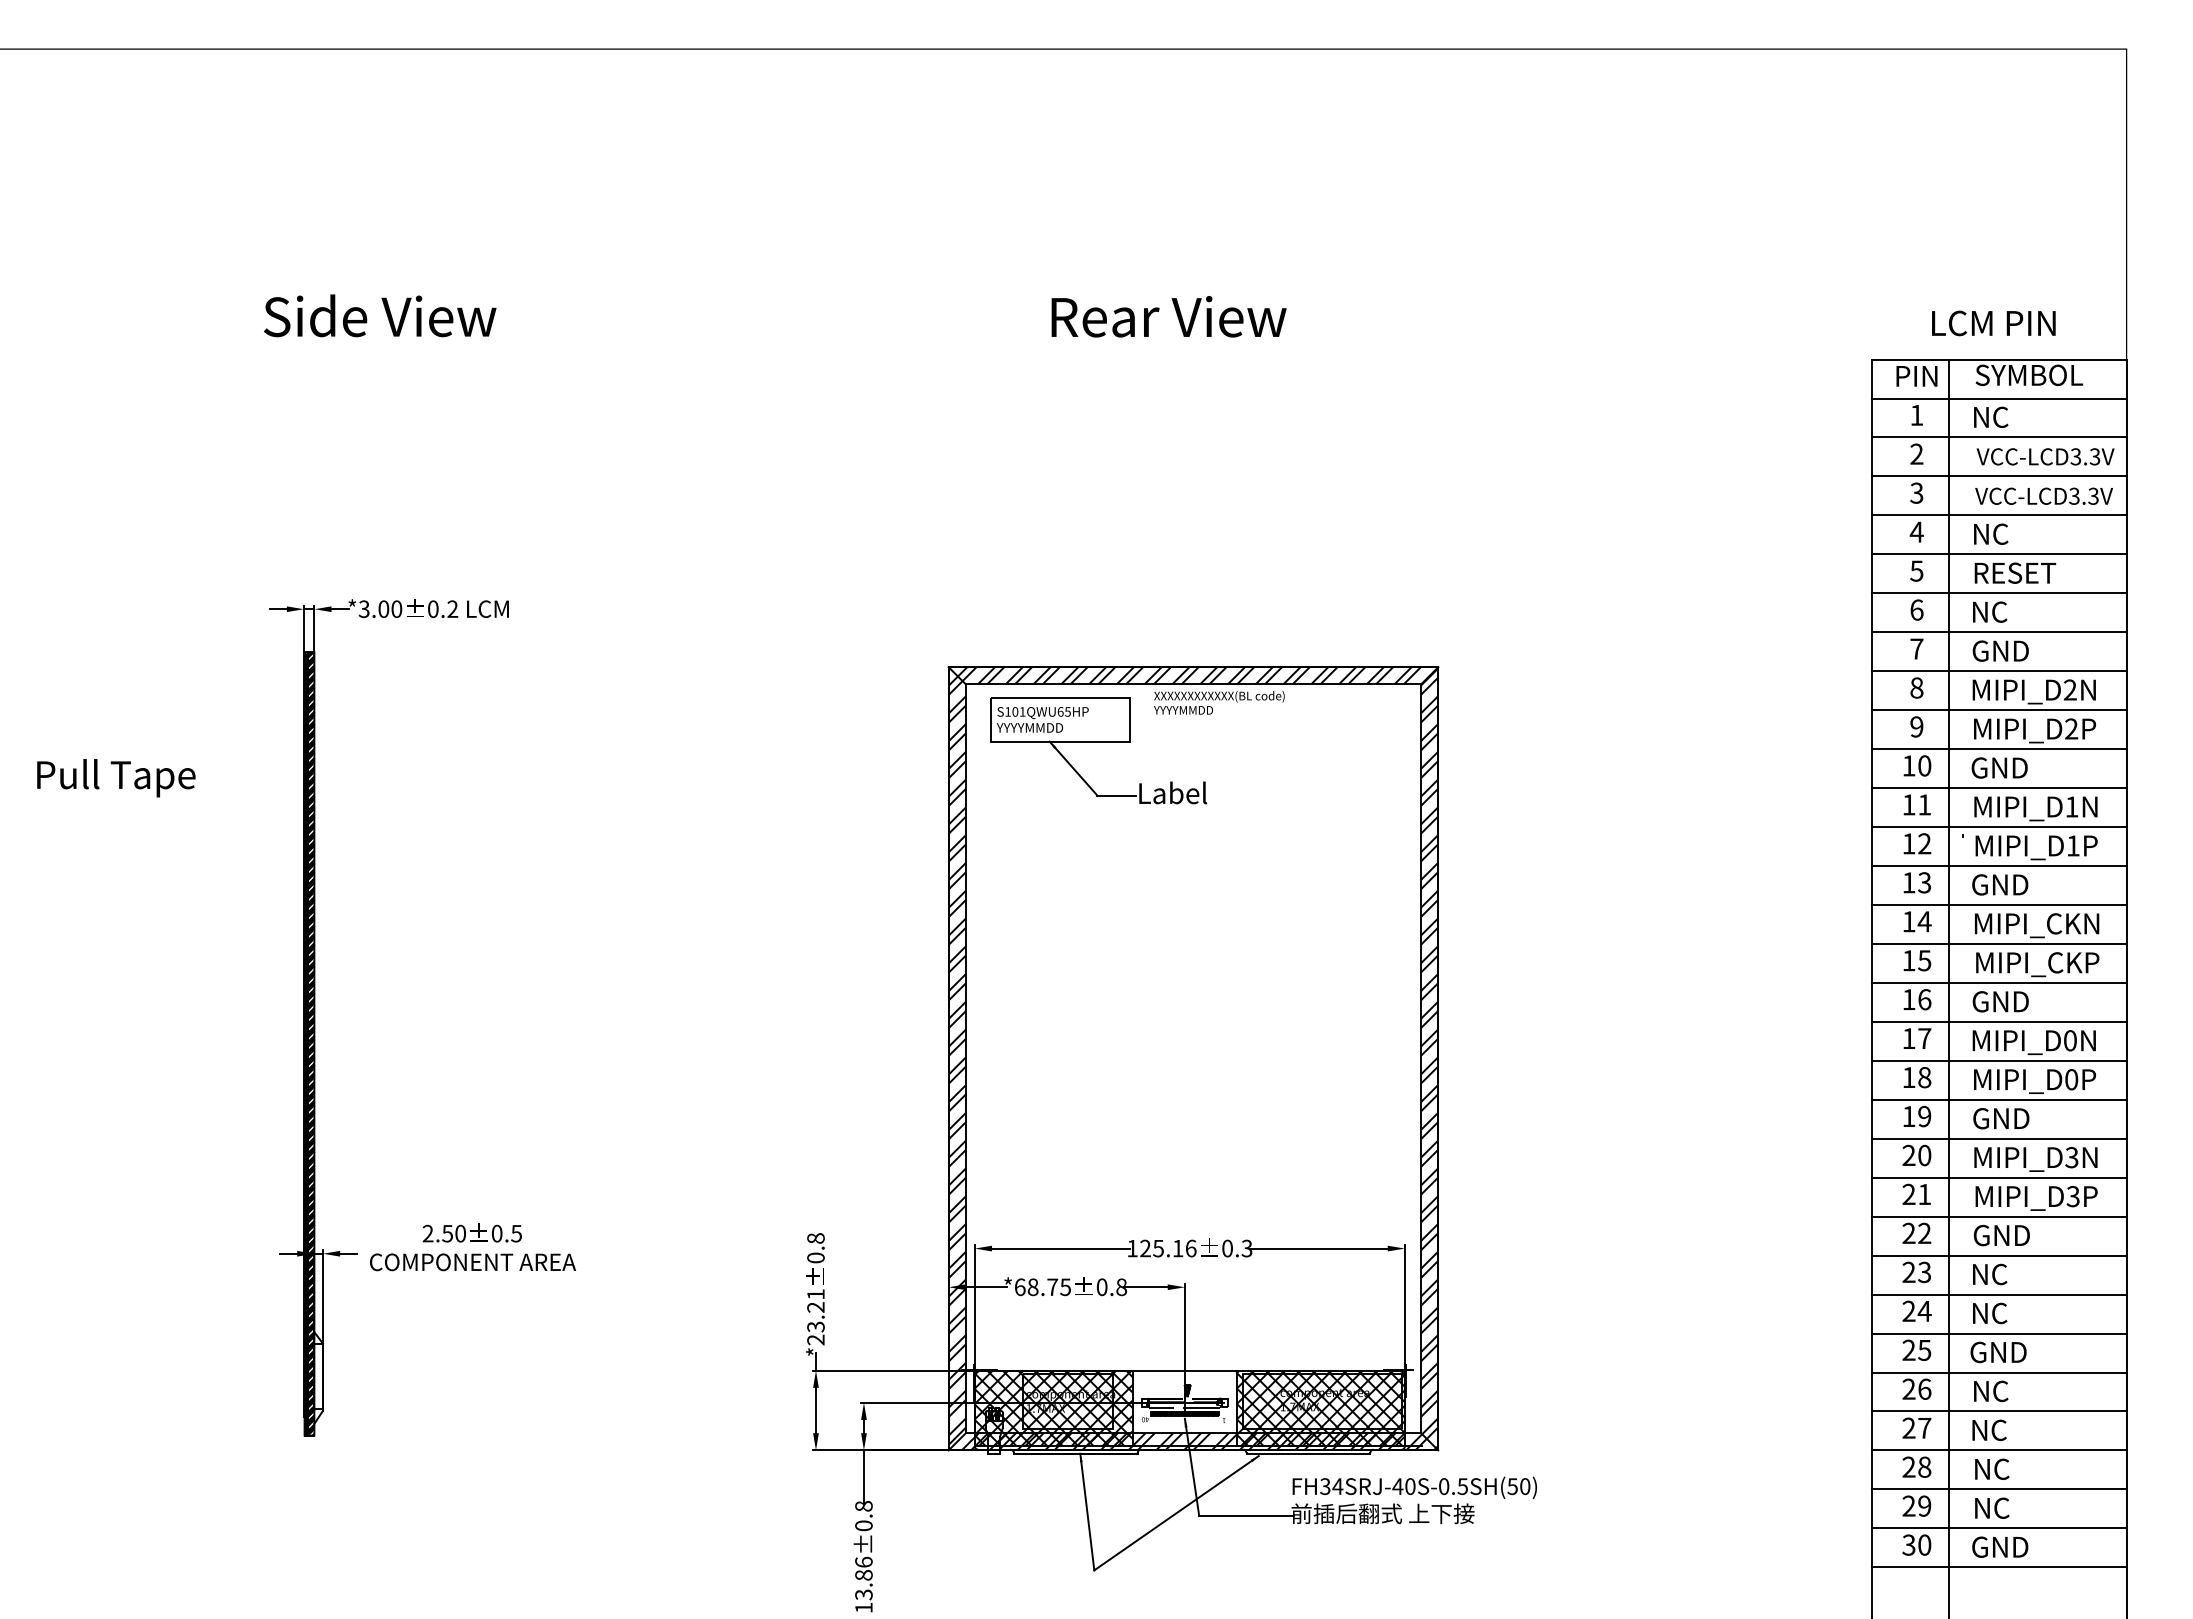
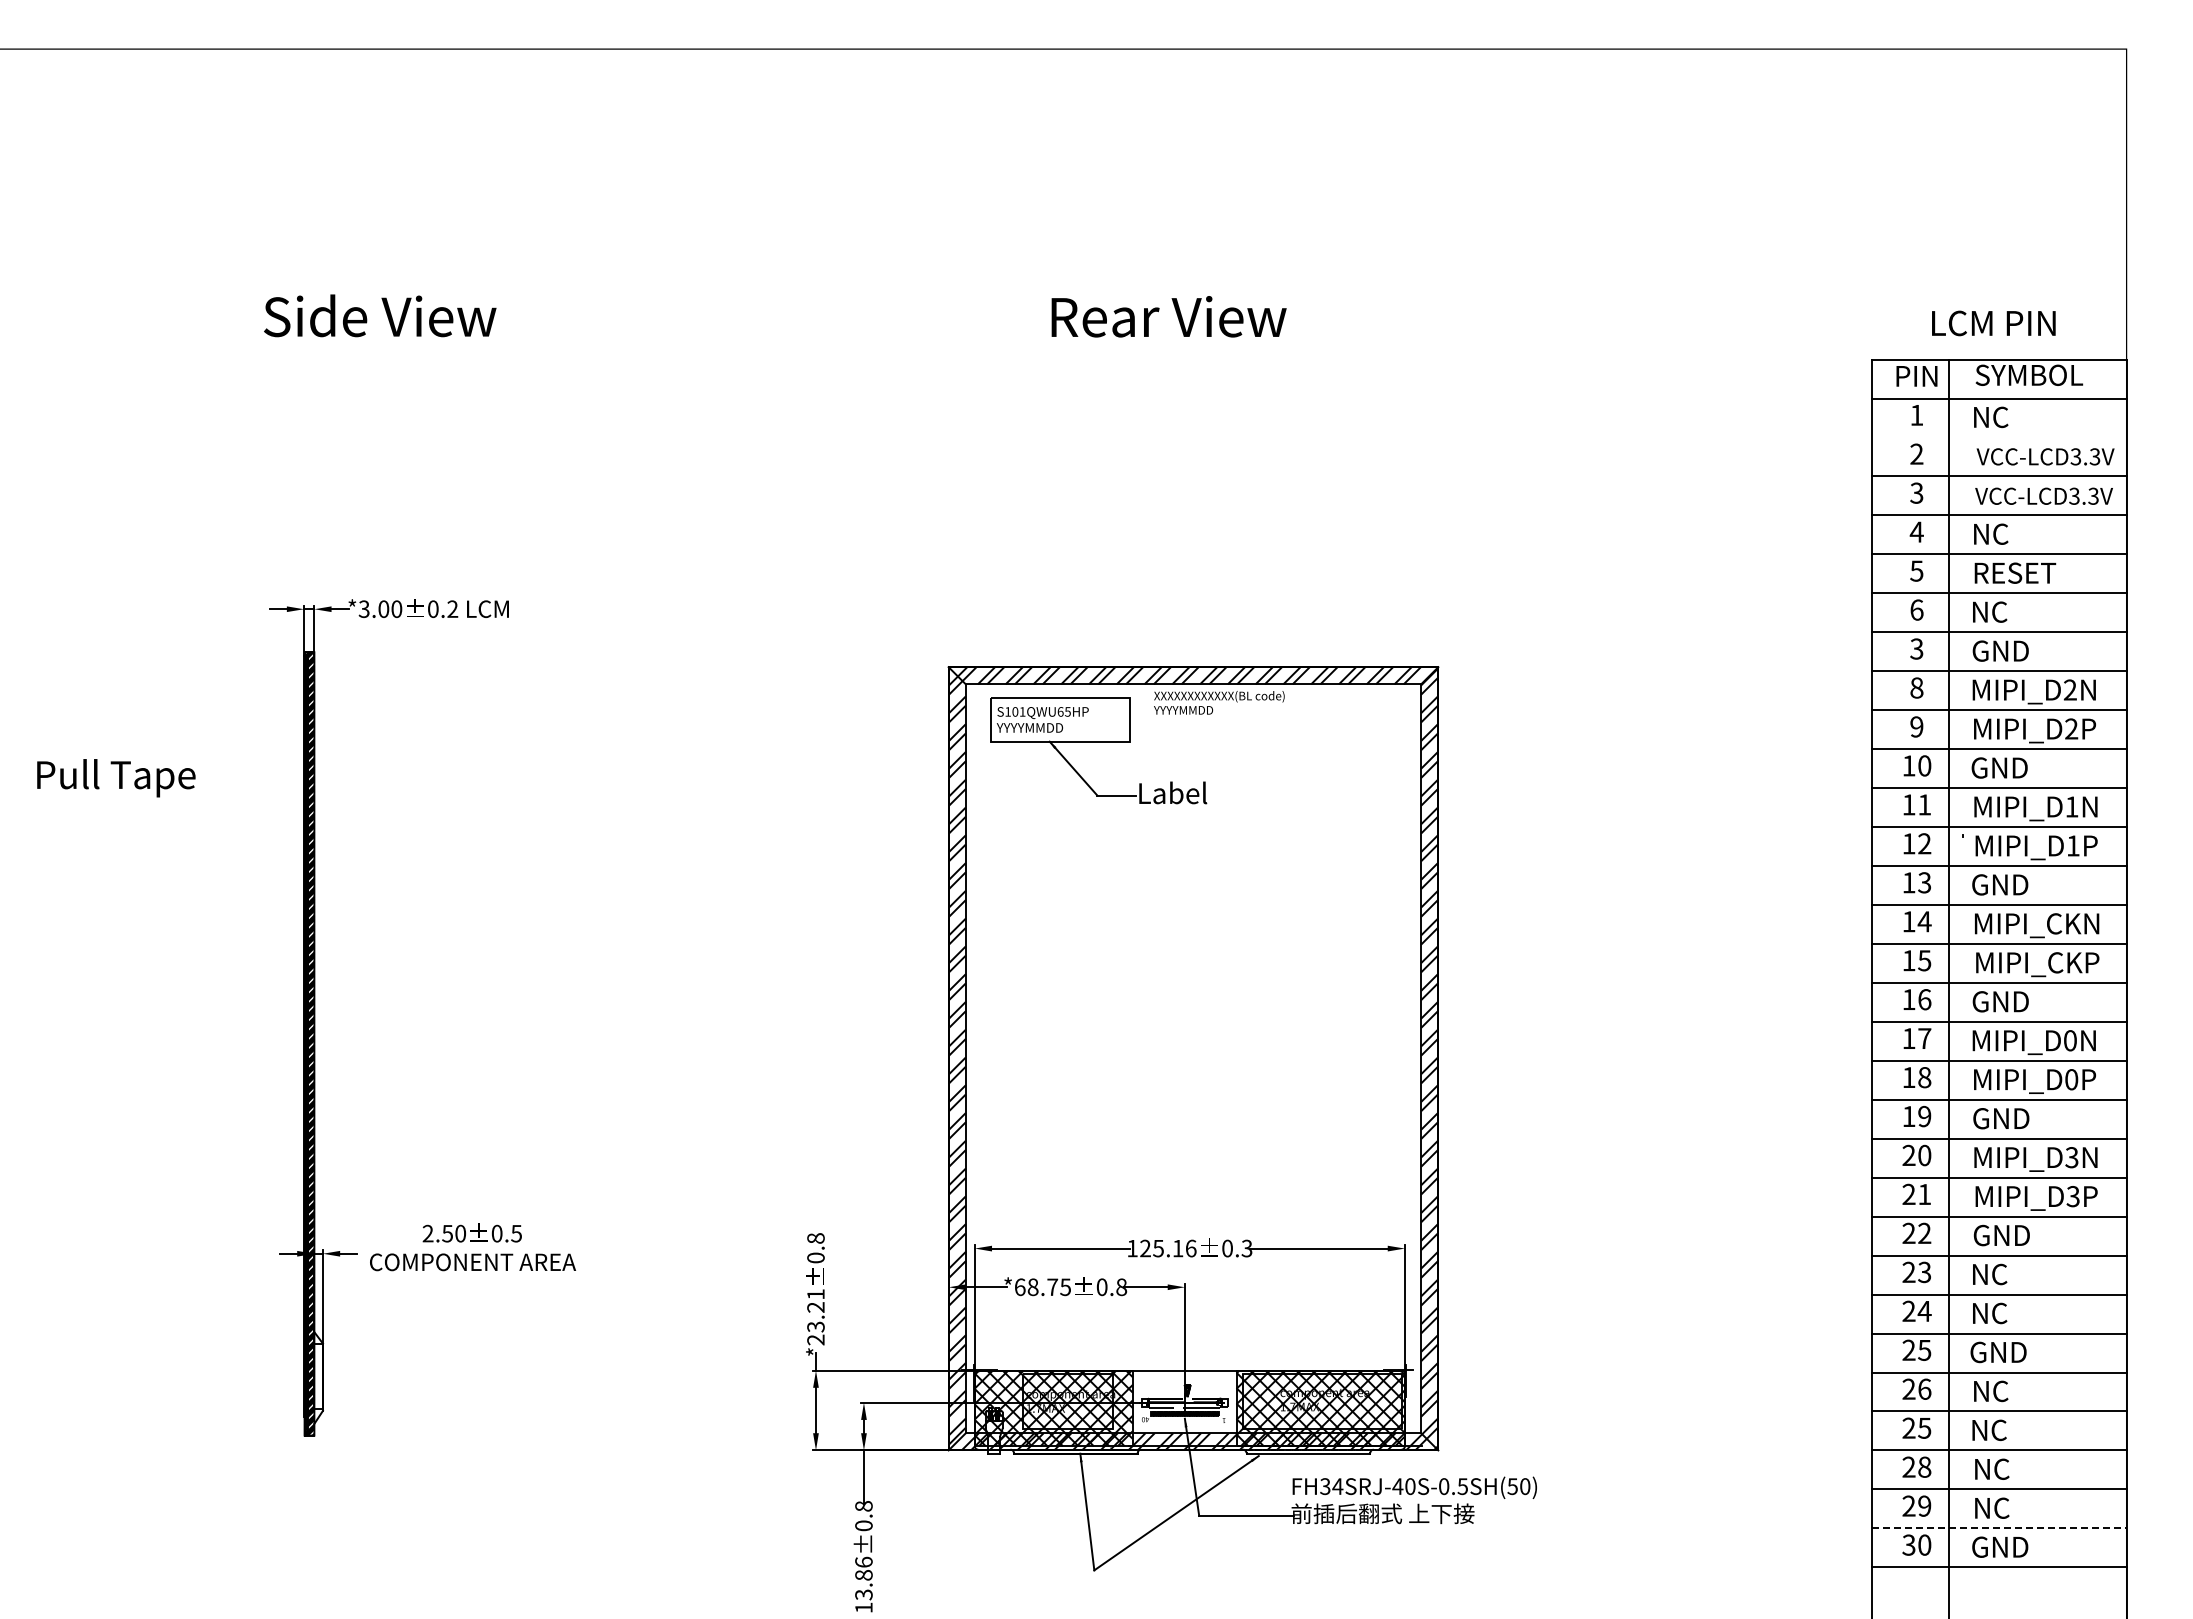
line: present -> none (1999, 437)
text: 7 -> 3 (1916, 648)
text: 27 -> 25 (1924, 1428)
line: solid -> dashed (2000, 1528)
